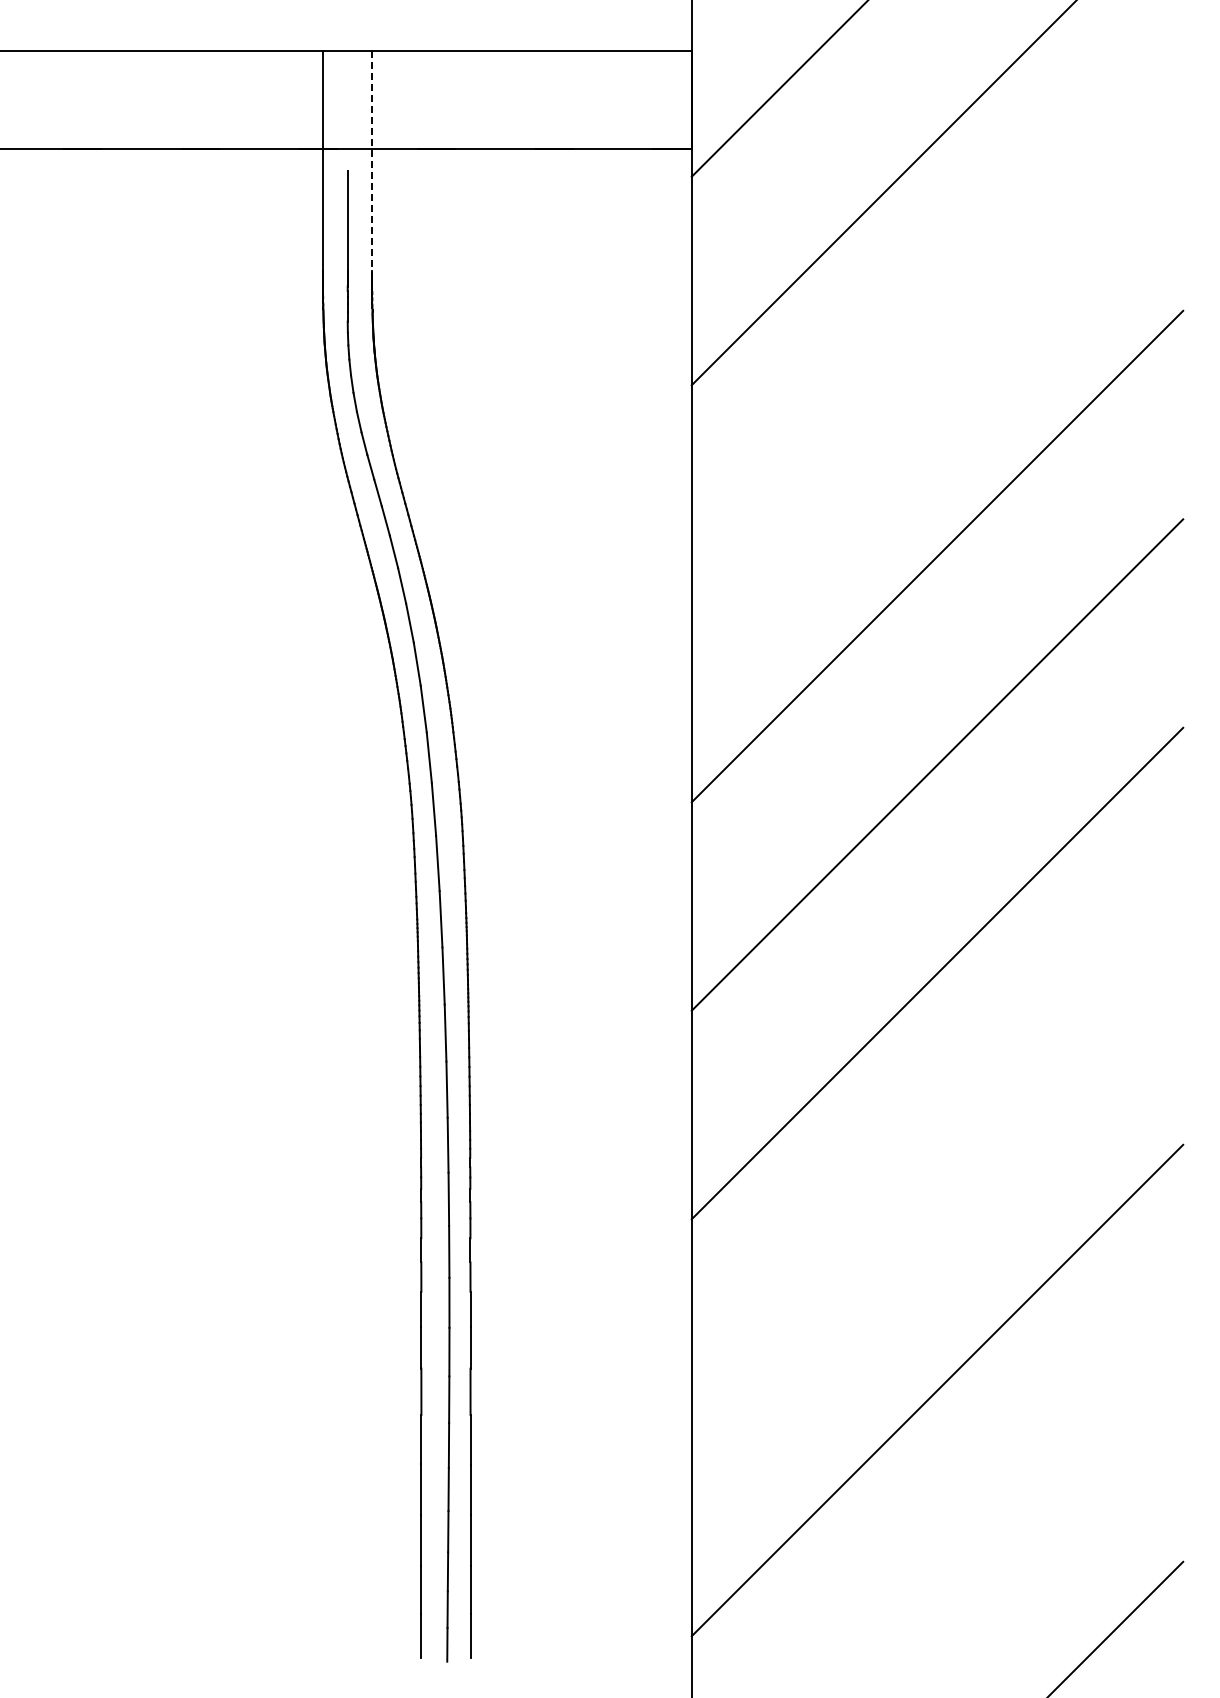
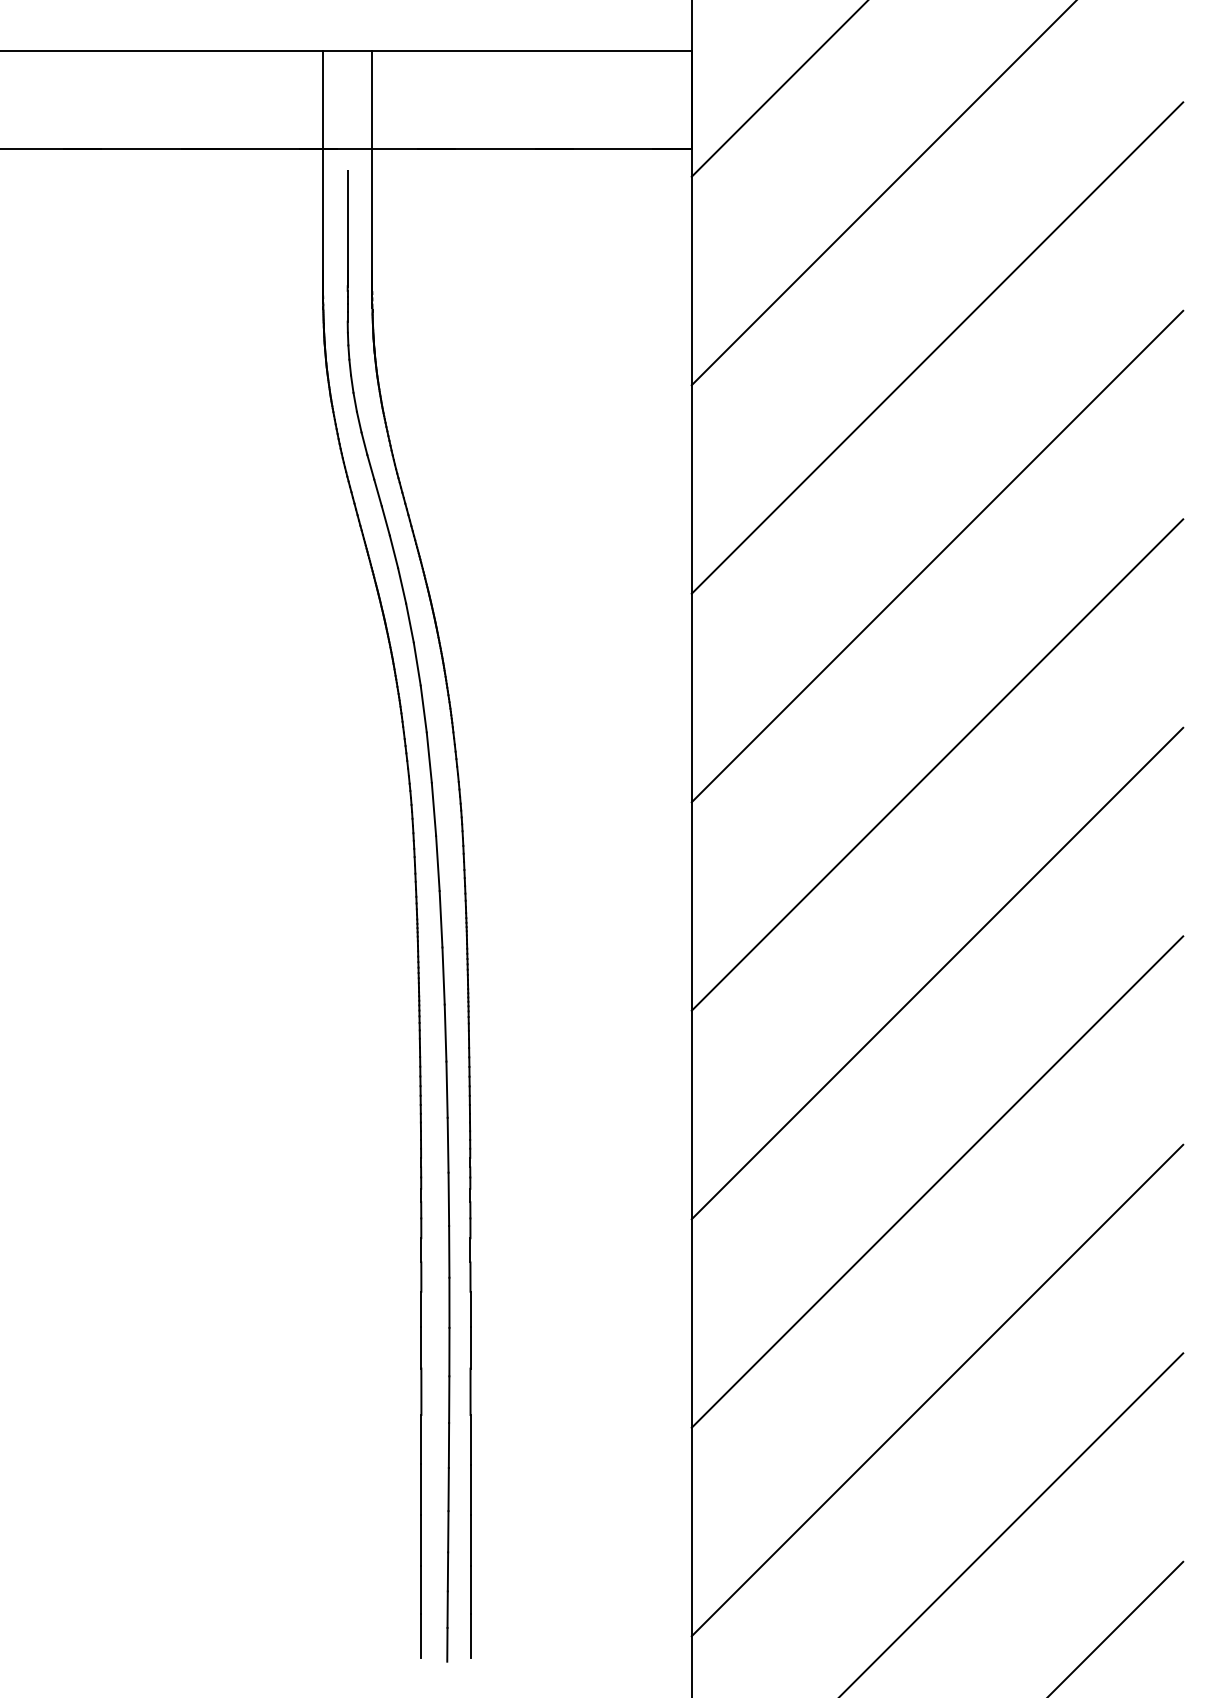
line: dashed -> solid (372, 160)
line: none -> present (937, 347)
line: none -> present (937, 1181)
line: none -> present (1012, 1523)
